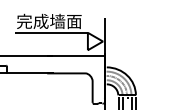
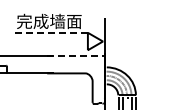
line: solid -> dashed (51, 32)
line: solid -> dashed (75, 56)
